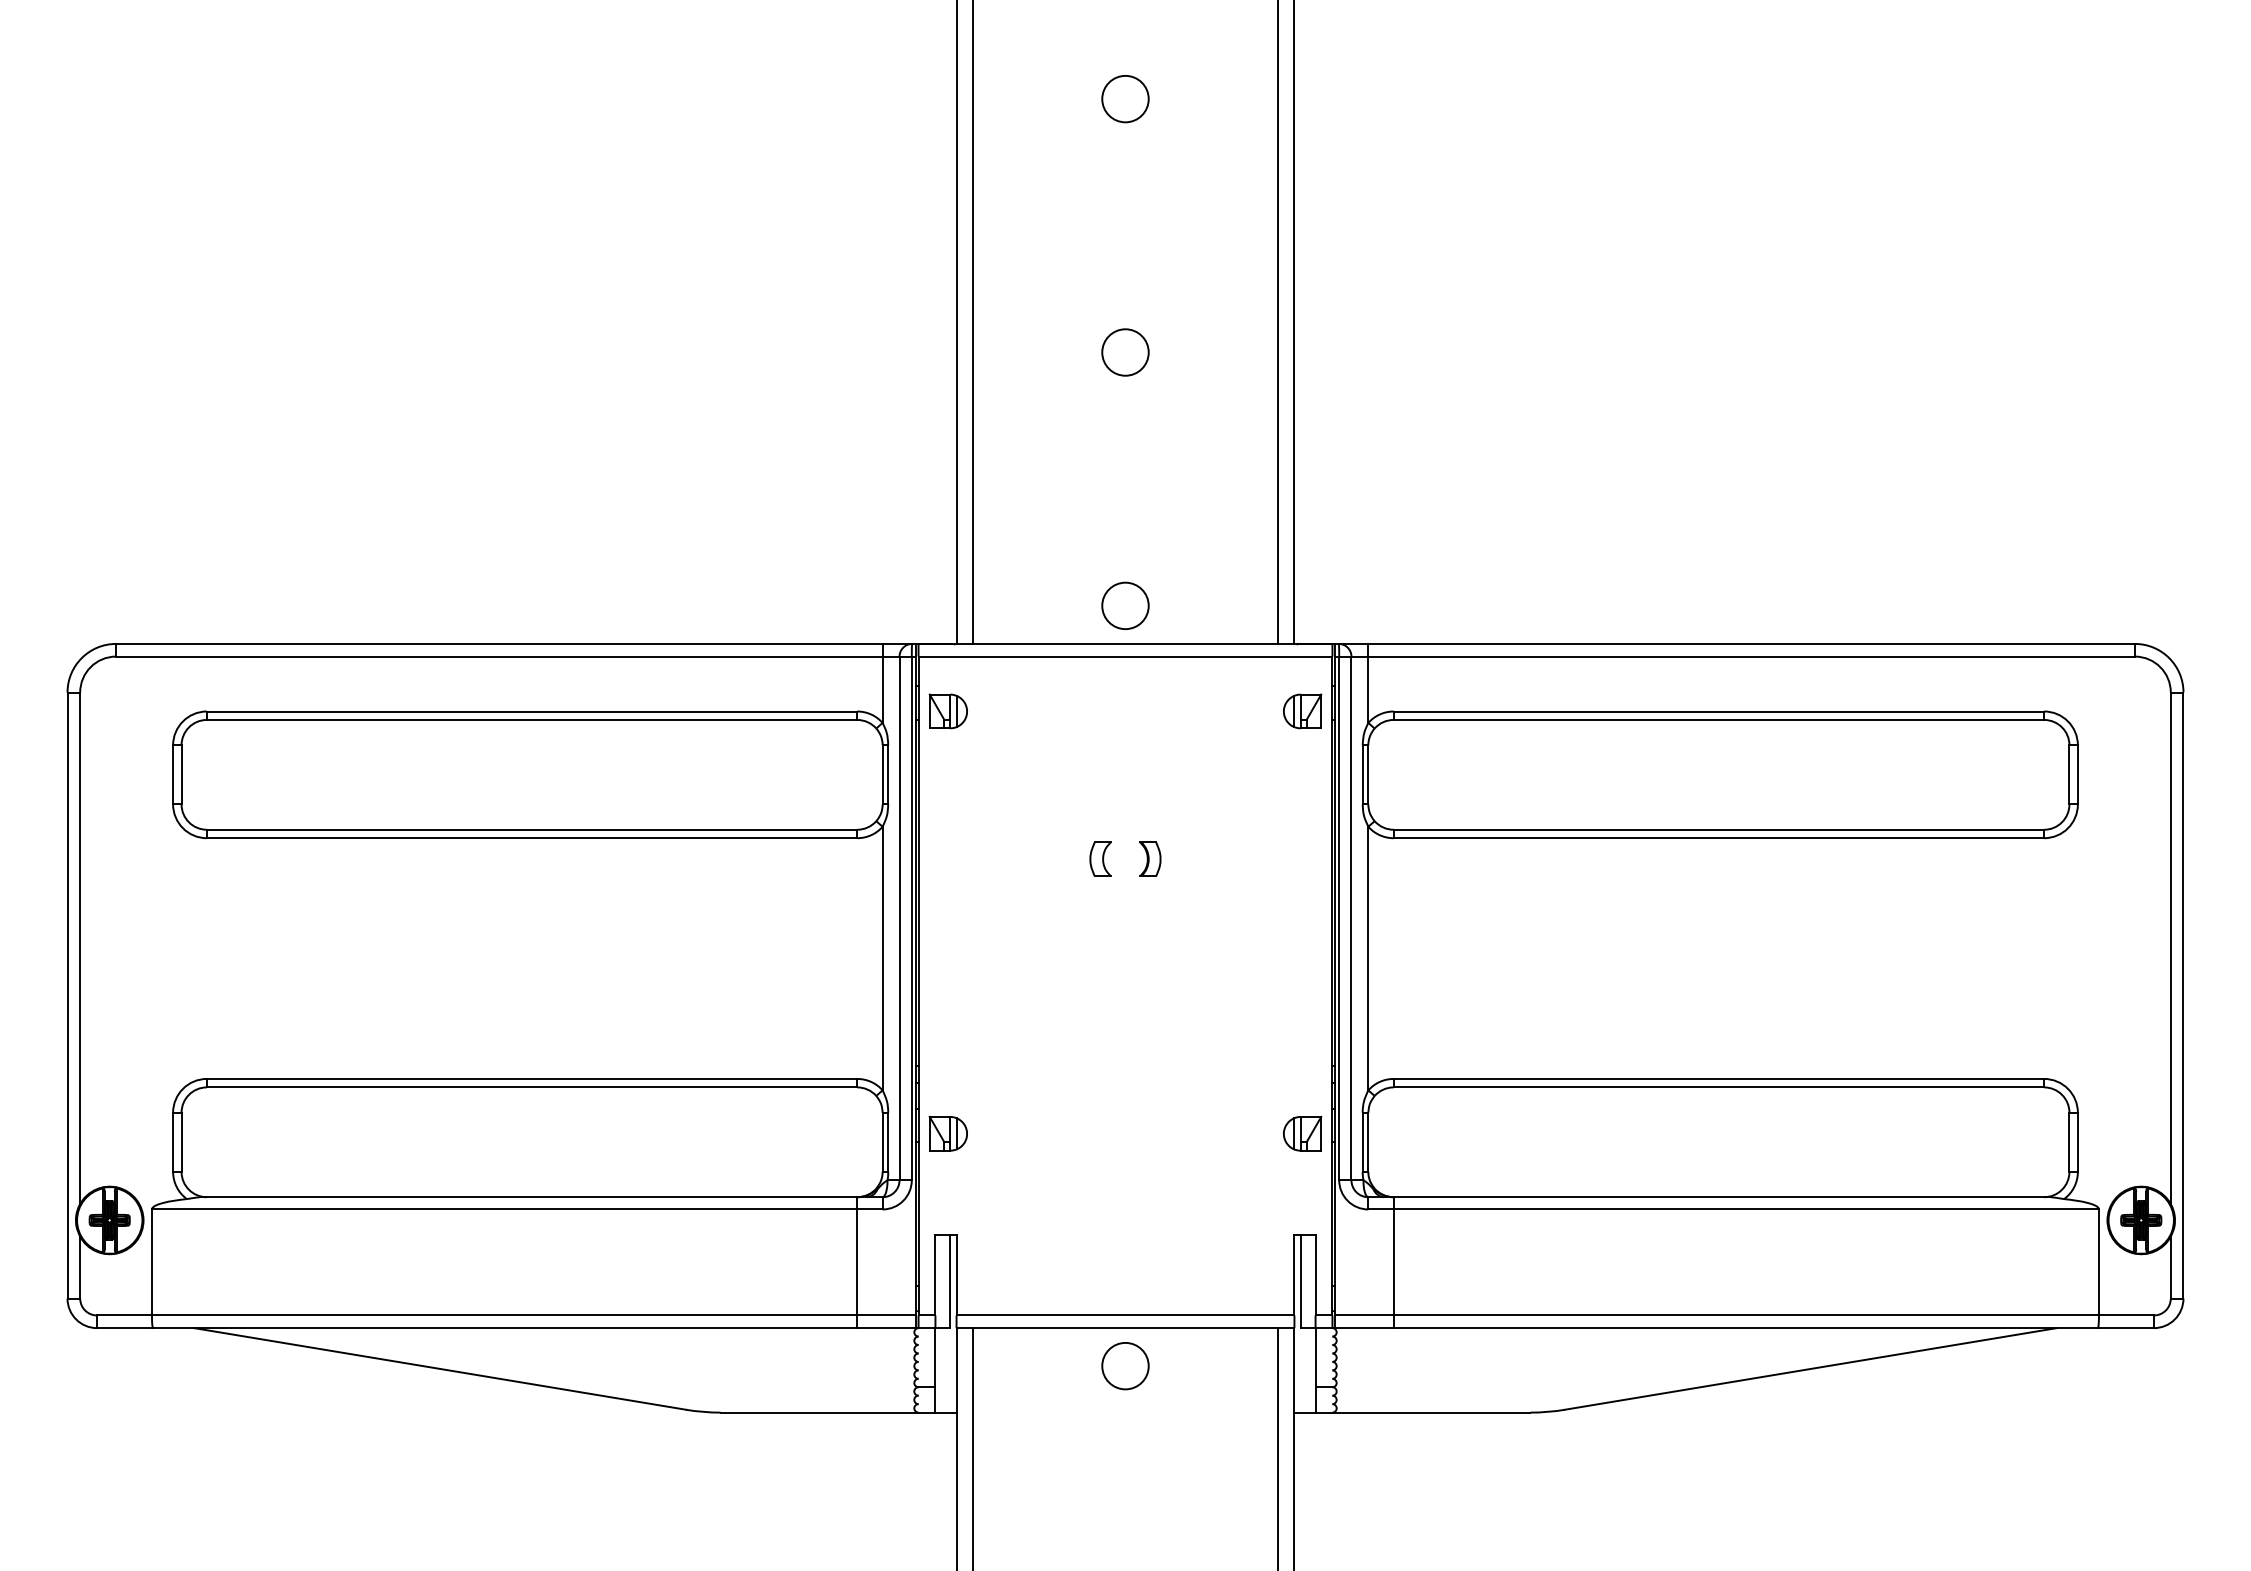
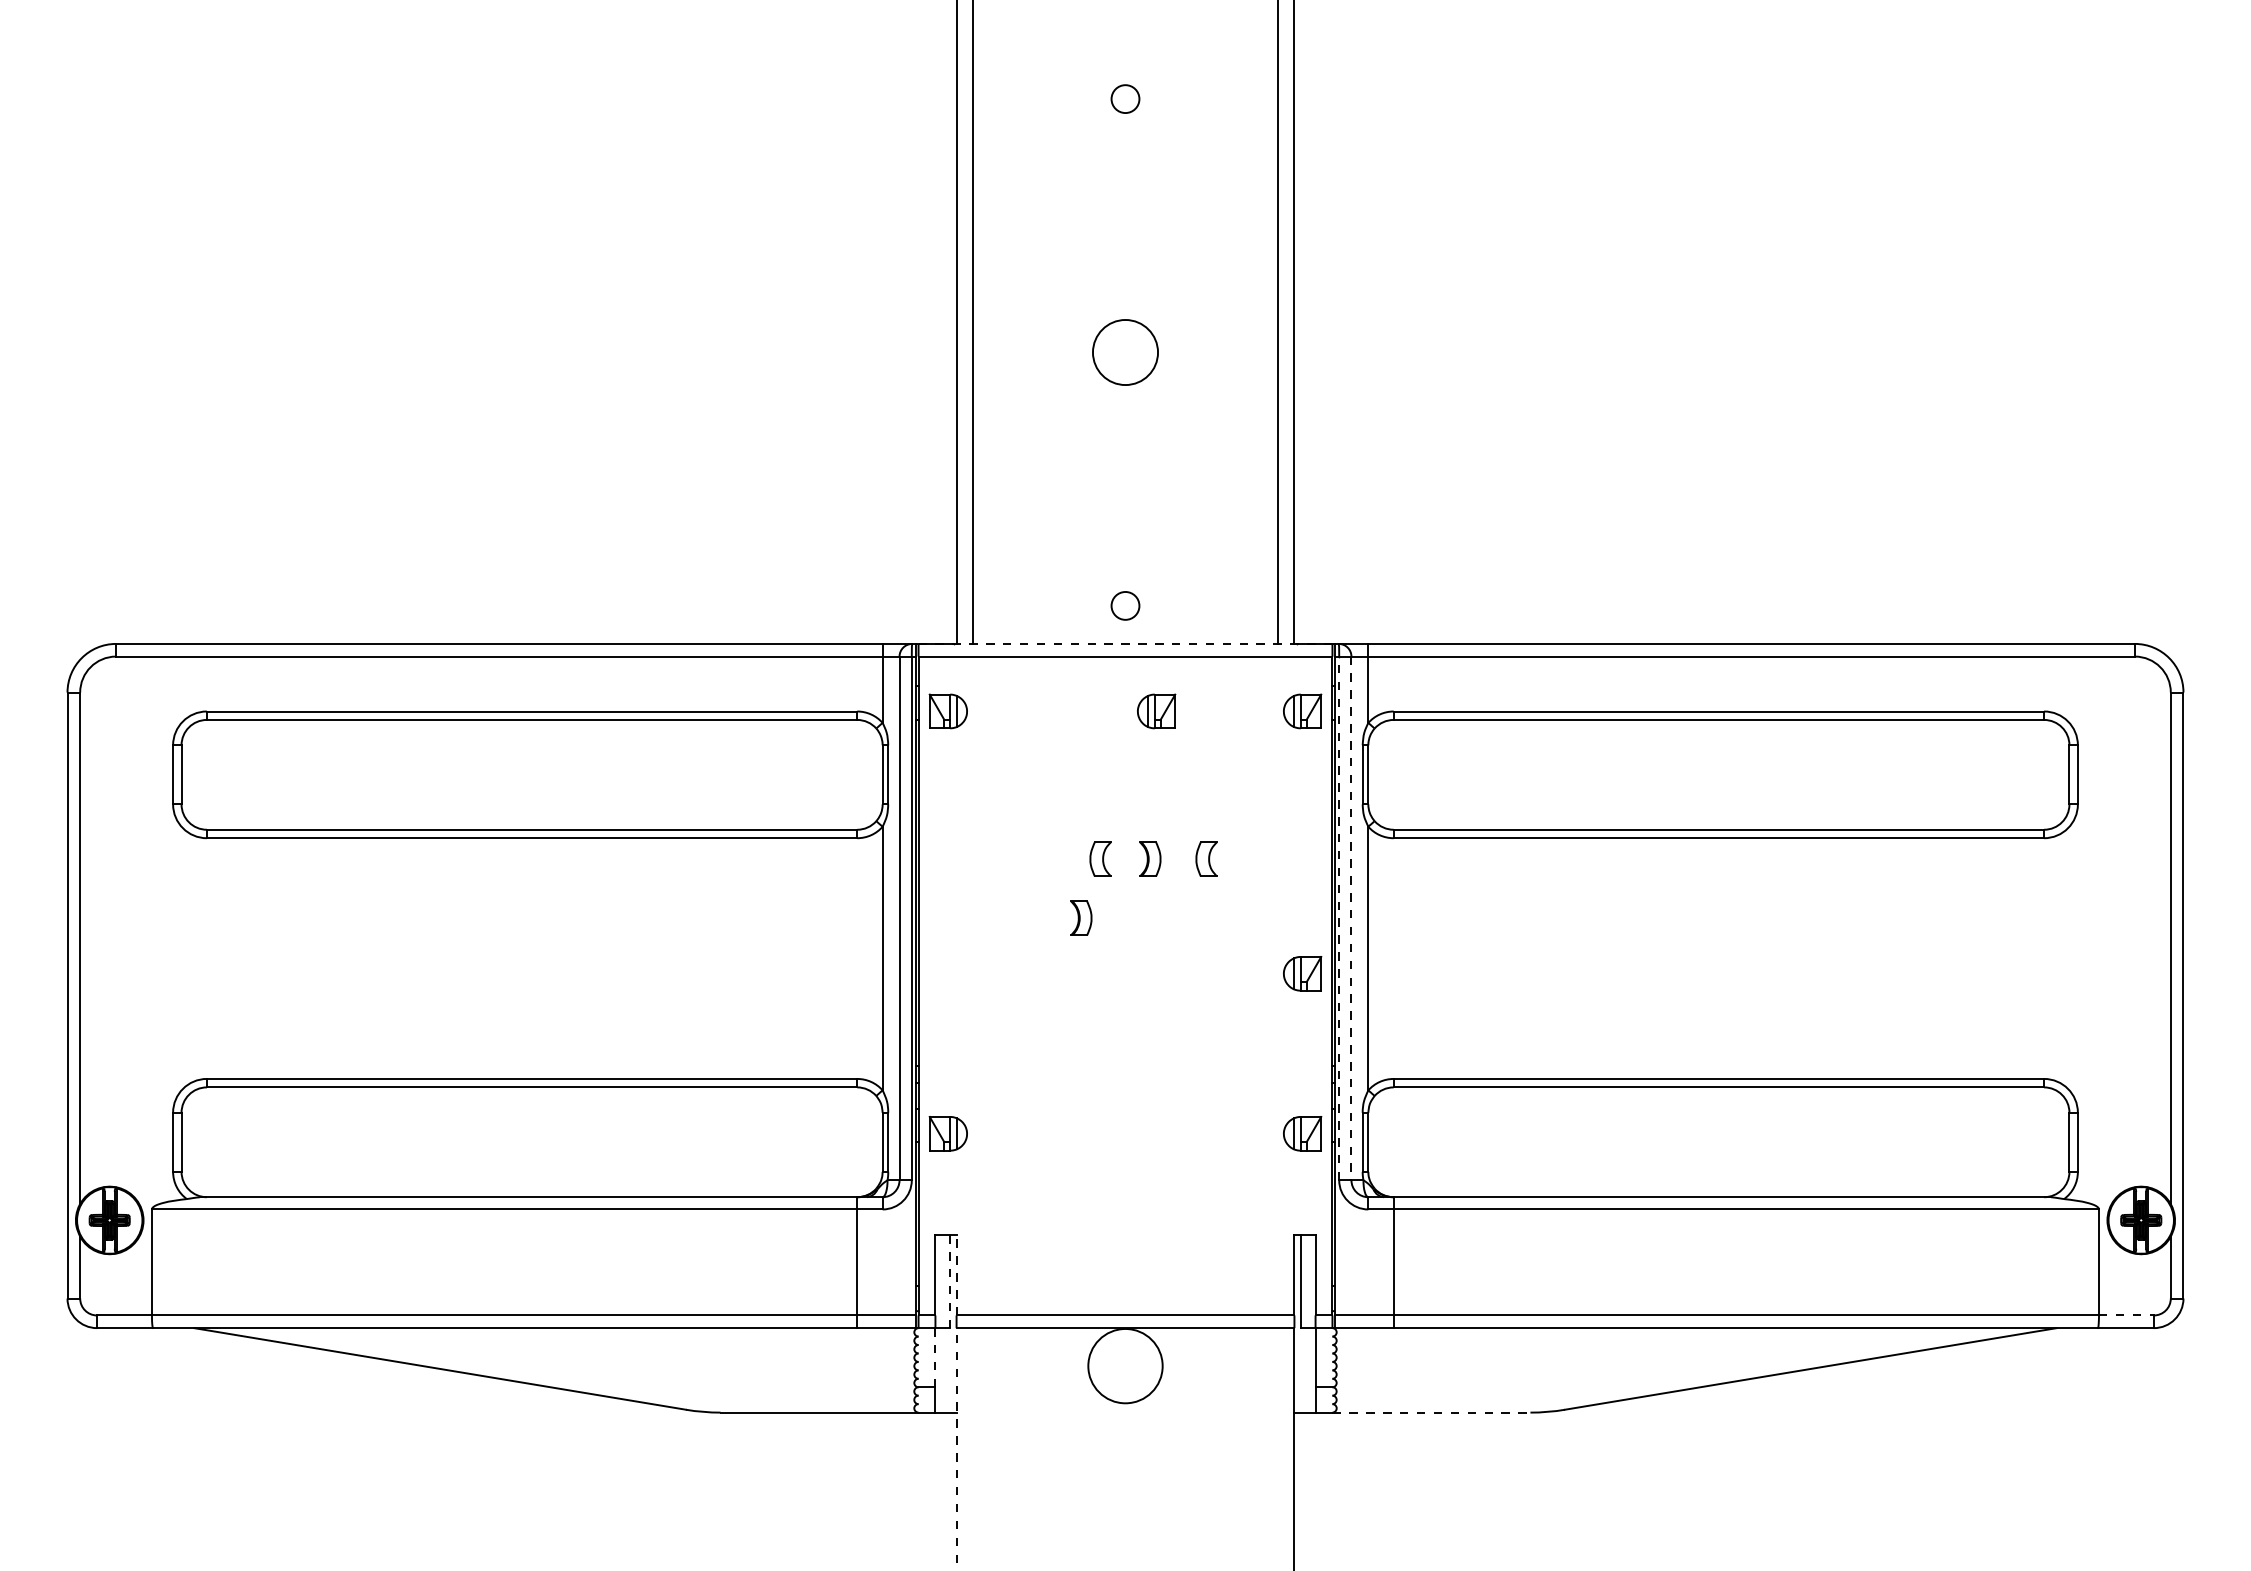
circle diameter: 46 px -> 28 px (1125, 99)
circle diameter: 46 px -> 65 px (1125, 352)
circle diameter: 46 px -> 28 px (1125, 605)
line: solid -> dashed (1125, 643)
part: none -> present (1156, 711)
part: none -> present (1206, 858)
part: none -> present (1081, 917)
line: solid -> dashed (1339, 918)
line: solid -> dashed (1351, 918)
part: none -> present (1302, 973)
line: solid -> dashed (956, 1274)
line: solid -> dashed (950, 1282)
line: solid -> dashed (2126, 1315)
line: solid -> dashed (935, 1357)
circle diameter: 46 px -> 74 px (1125, 1365)
line: solid -> dashed (1431, 1412)
line: present -> none (973, 1447)
line: present -> none (1277, 1447)
line: solid -> dashed (956, 1449)
